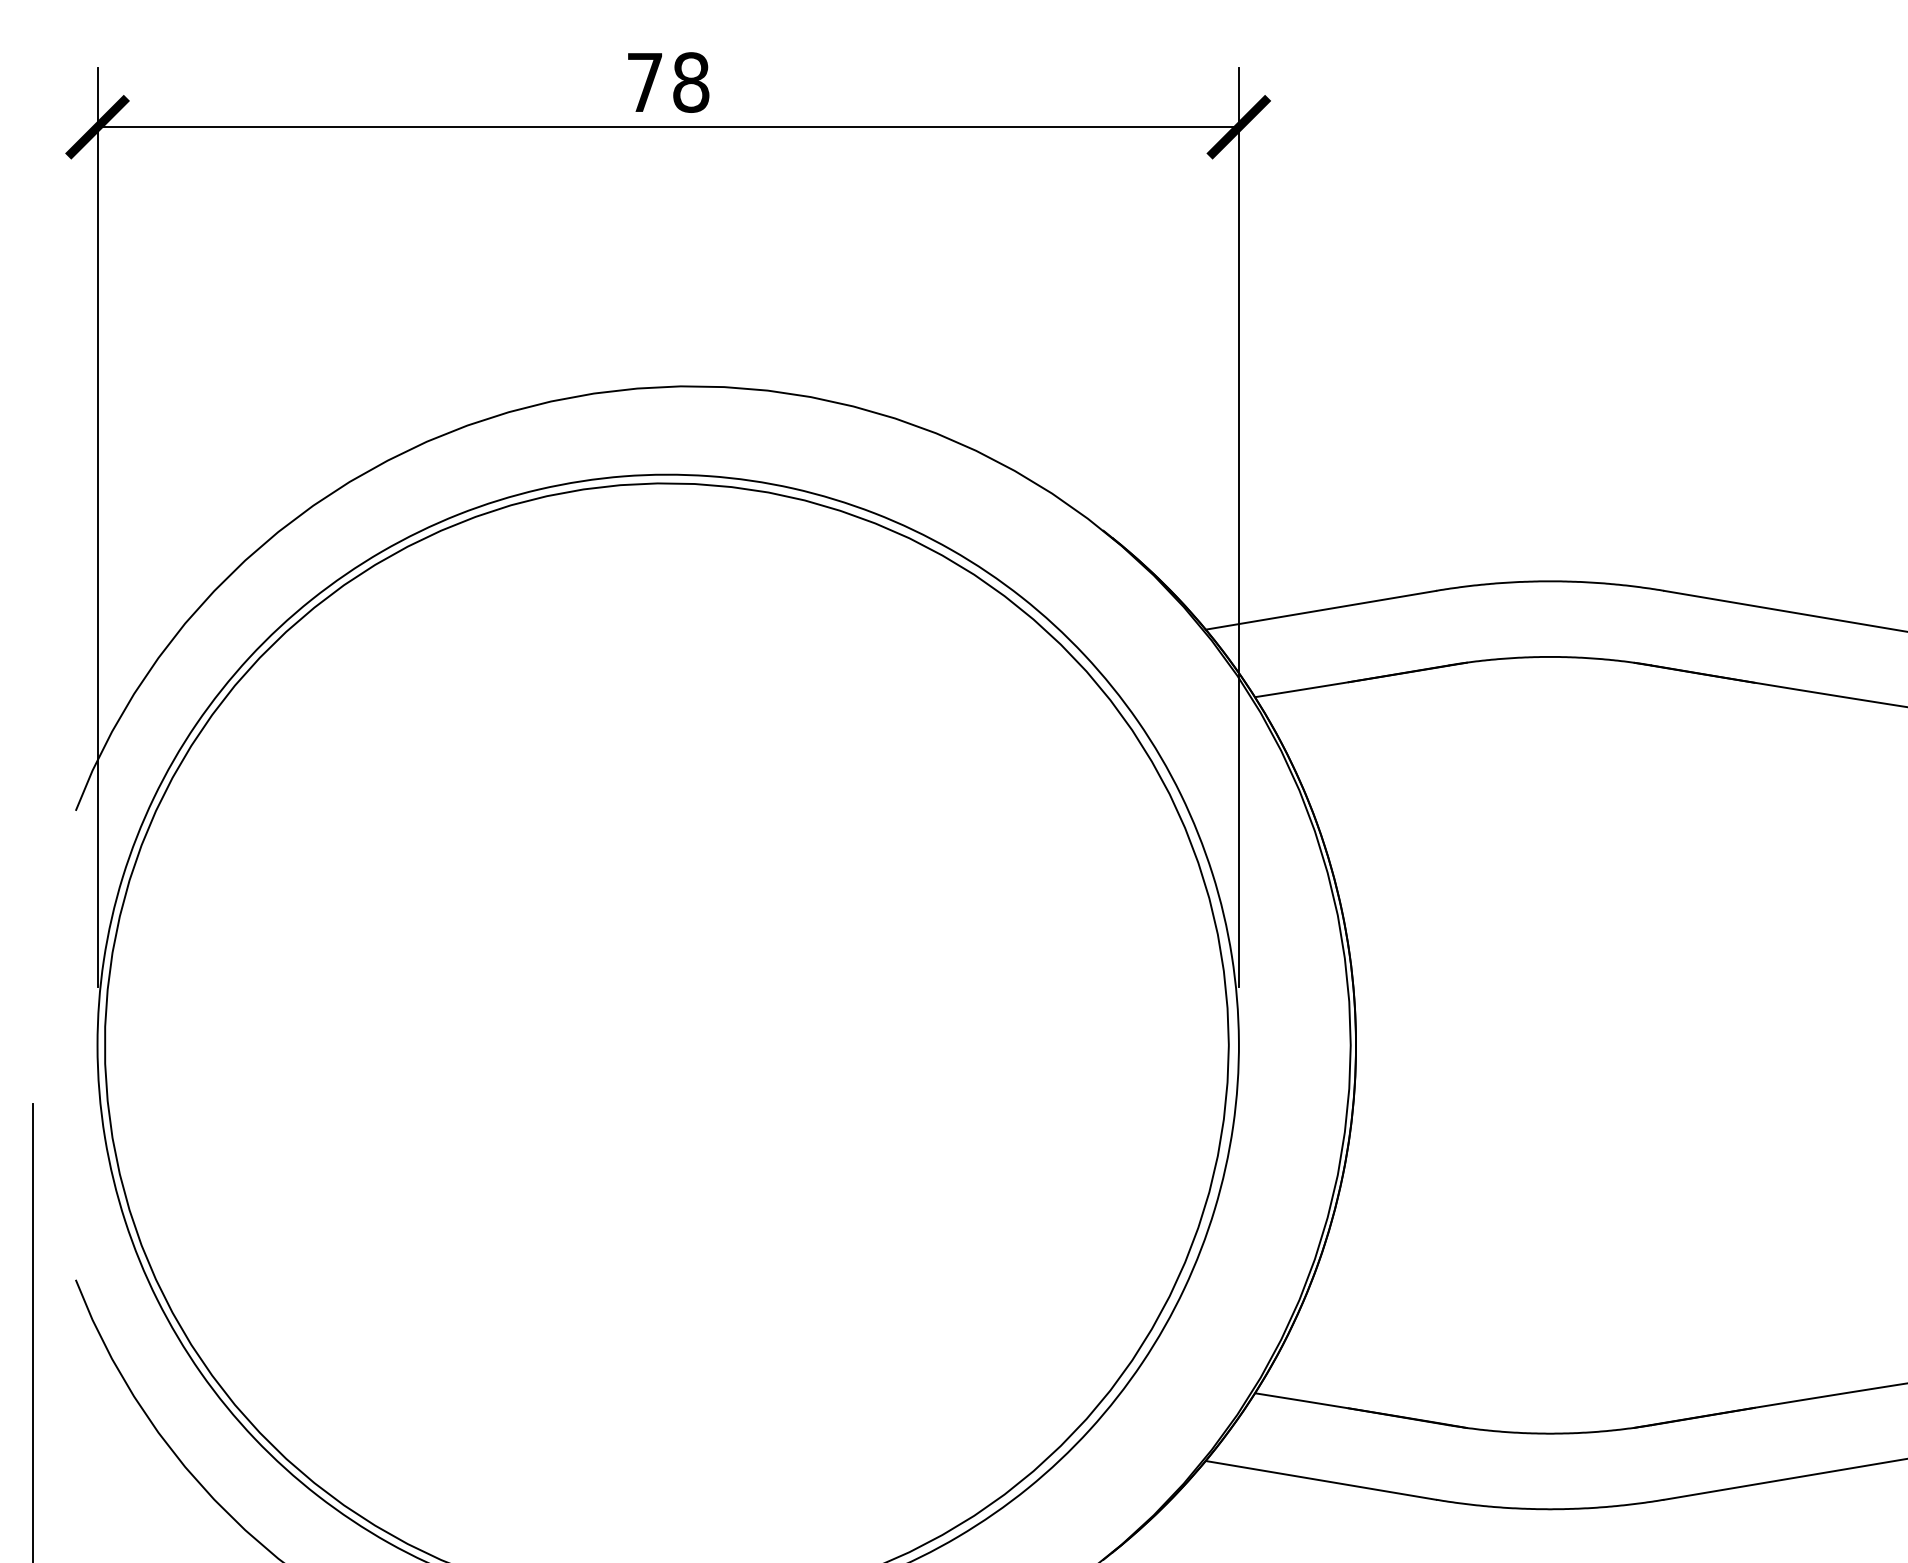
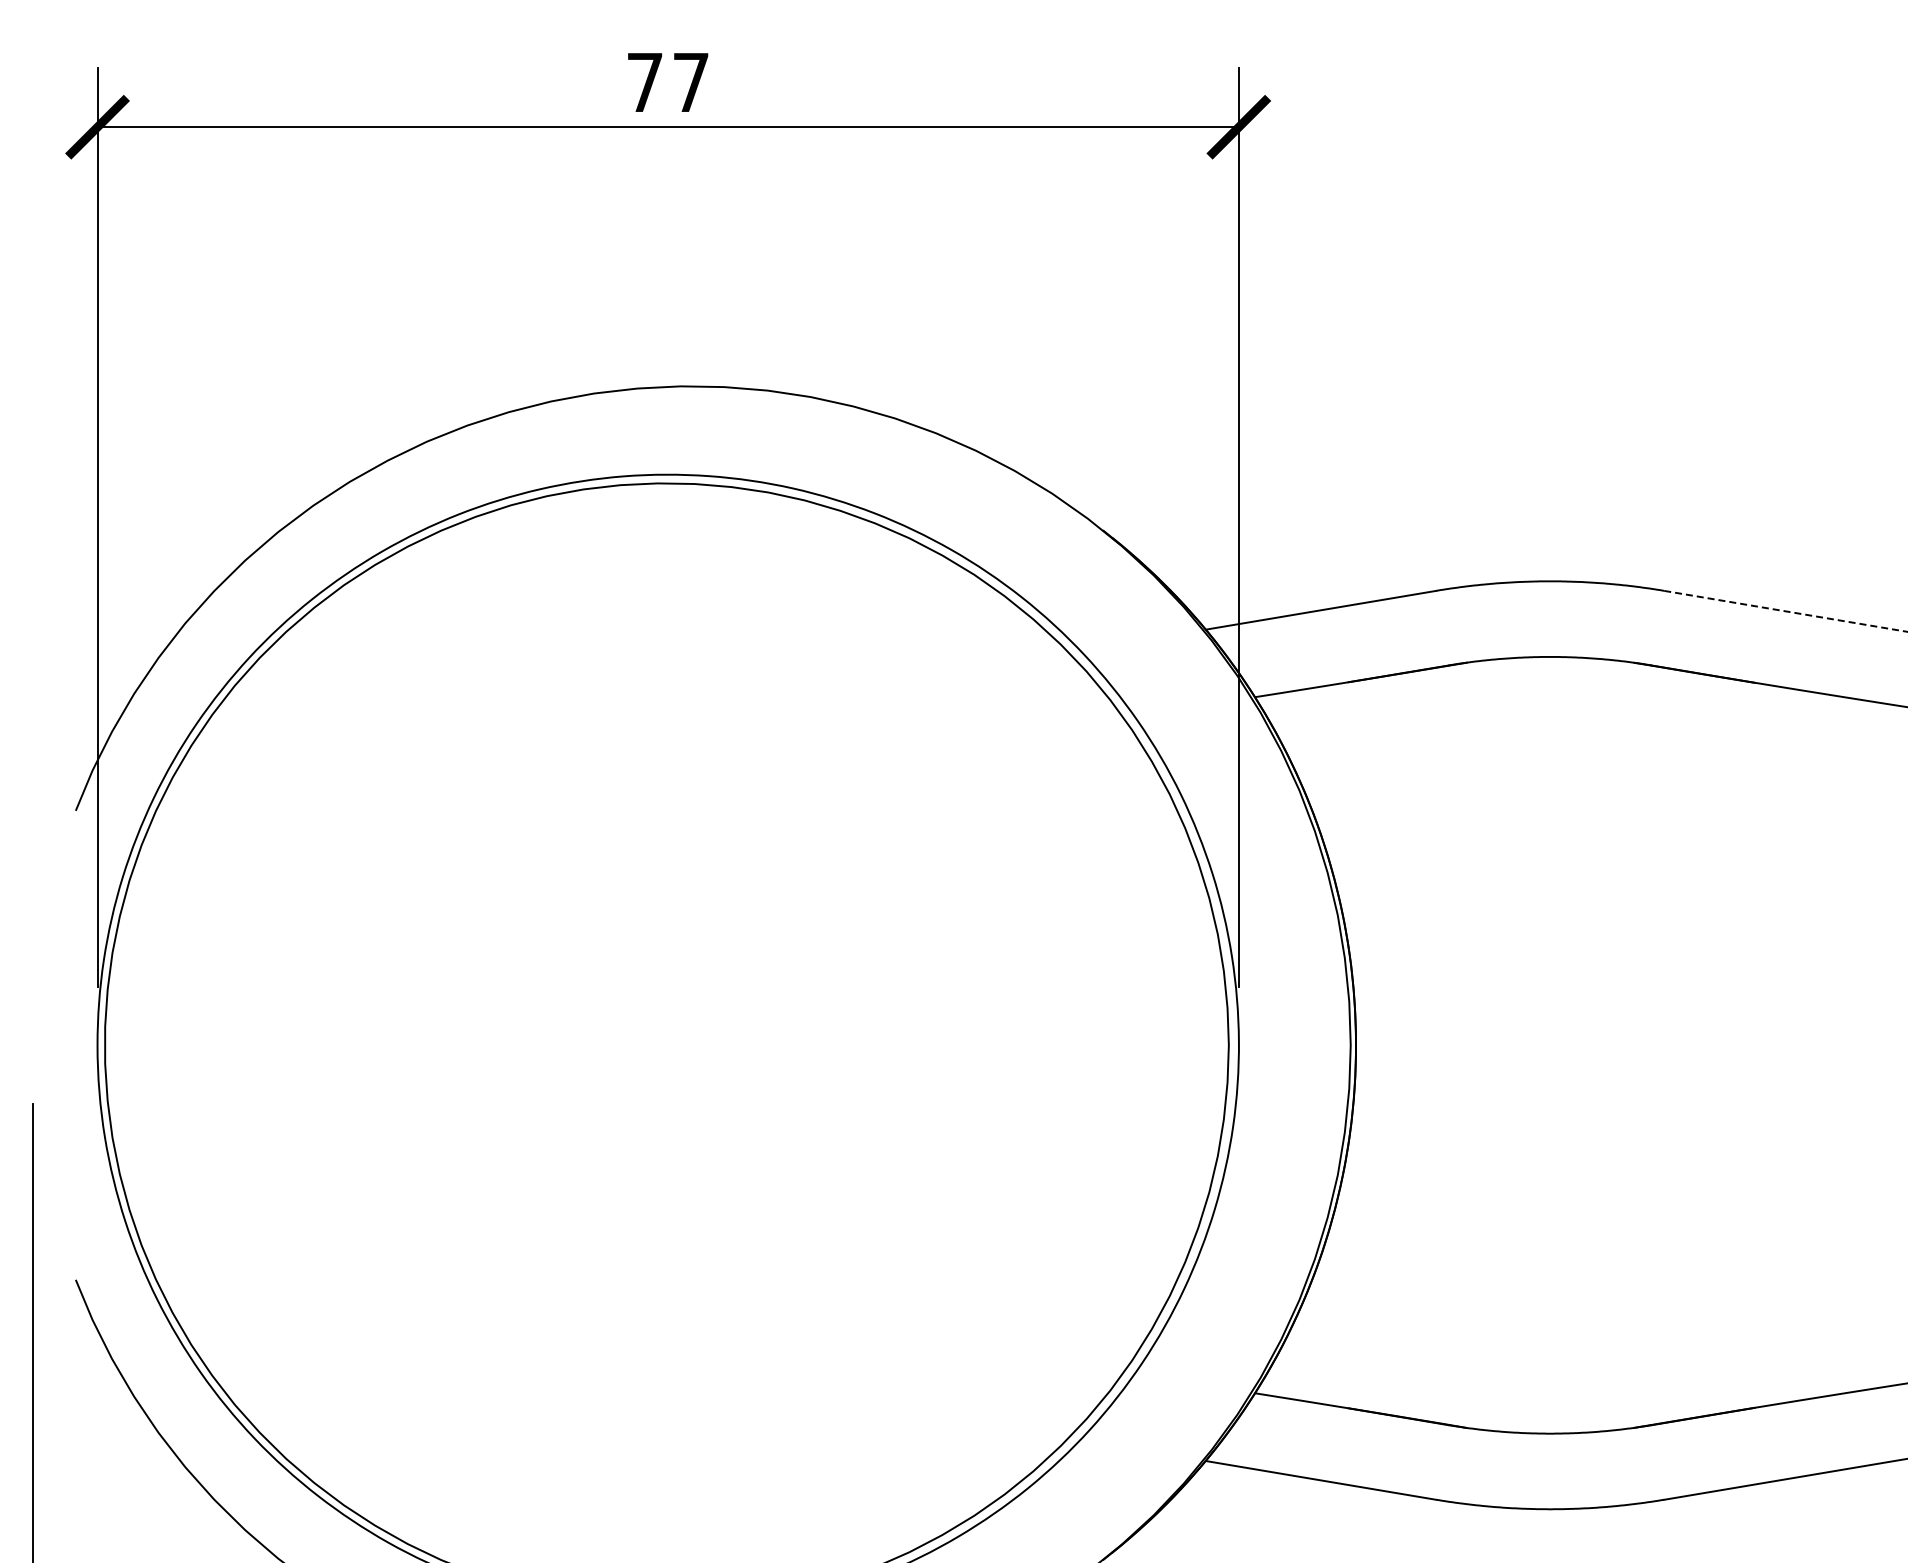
text: 78 -> 77 (691, 82)
line: solid -> dashed (1786, 611)
